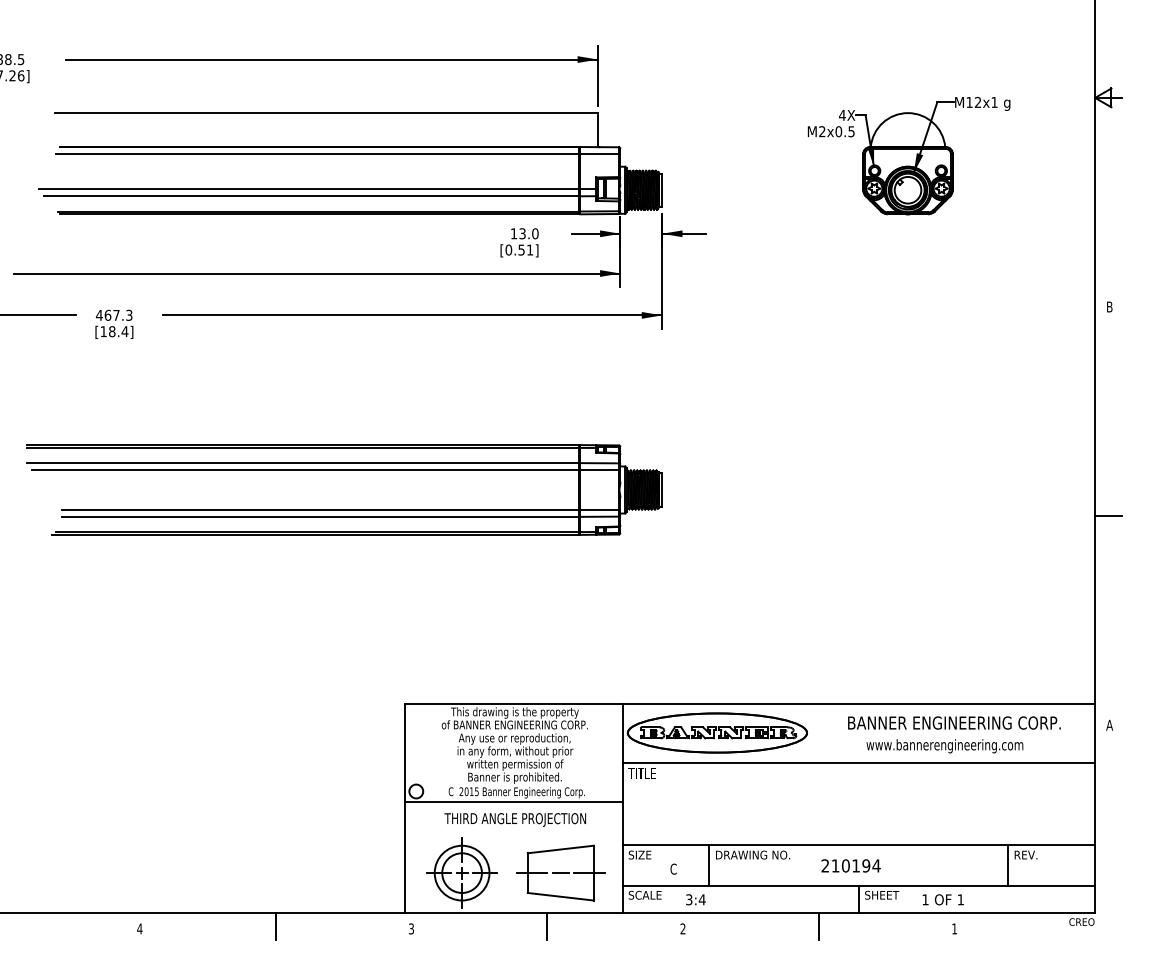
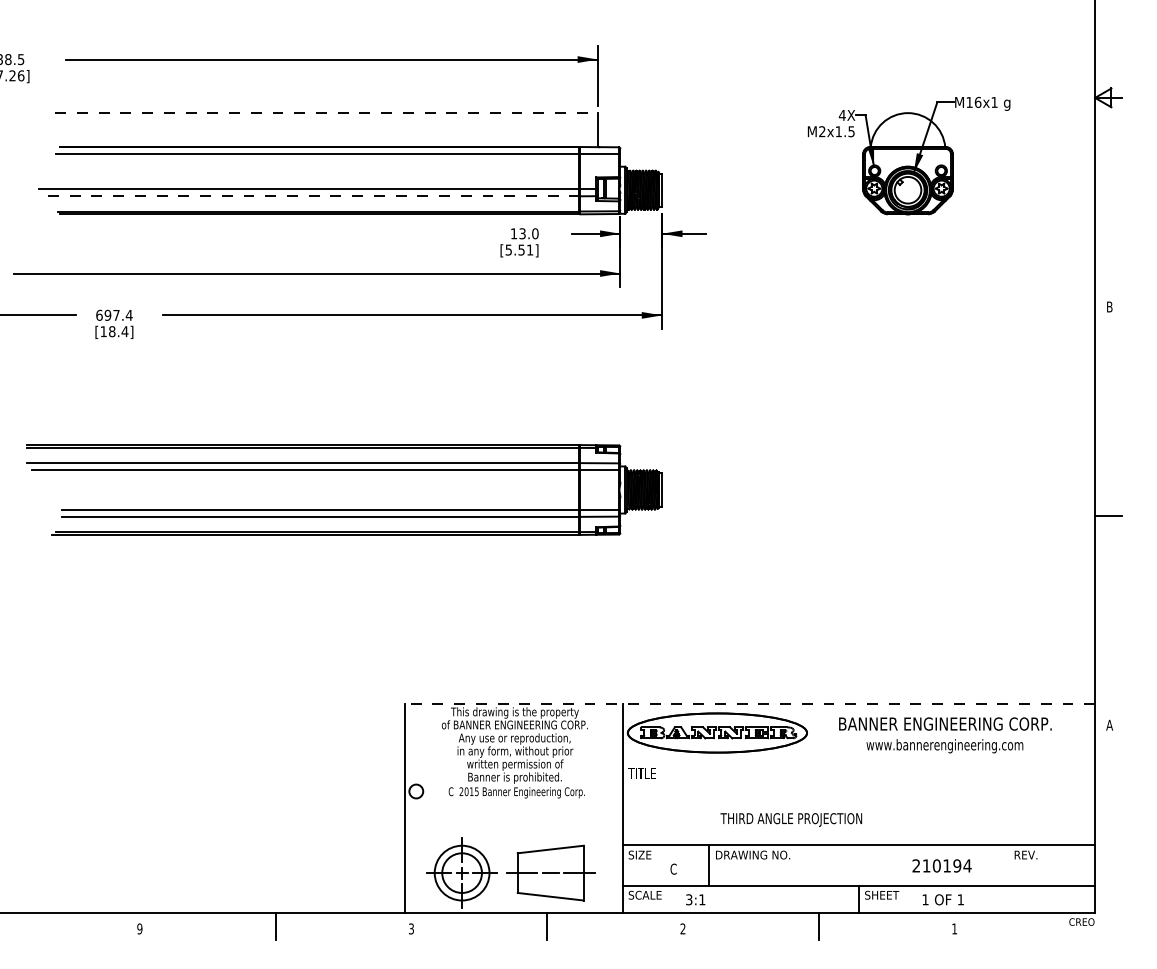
text: M12x1 -> M16x1 (977, 101)
line: solid -> dashed (327, 113)
text: M2x0.5 -> M2x1.5 (838, 131)
line: solid -> dashed (311, 196)
text: [0.51] -> [5.51] (508, 249)
text: 467.3 -> 697.4 (113, 314)
line: solid -> dashed (750, 704)
text position: (954, 722) -> (945, 723) (945, 723)
line: present -> none (858, 762)
line: present -> none (513, 801)
text position: (515, 819) -> (791, 819) (791, 819)
text position: (850, 865) -> (941, 865) (941, 865)
line: present -> none (1008, 865)
part position: (560, 872) -> (550, 872) (550, 872)
text: 3:4 -> 3:1 (701, 899)
text: 4 -> 9 (139, 928)
